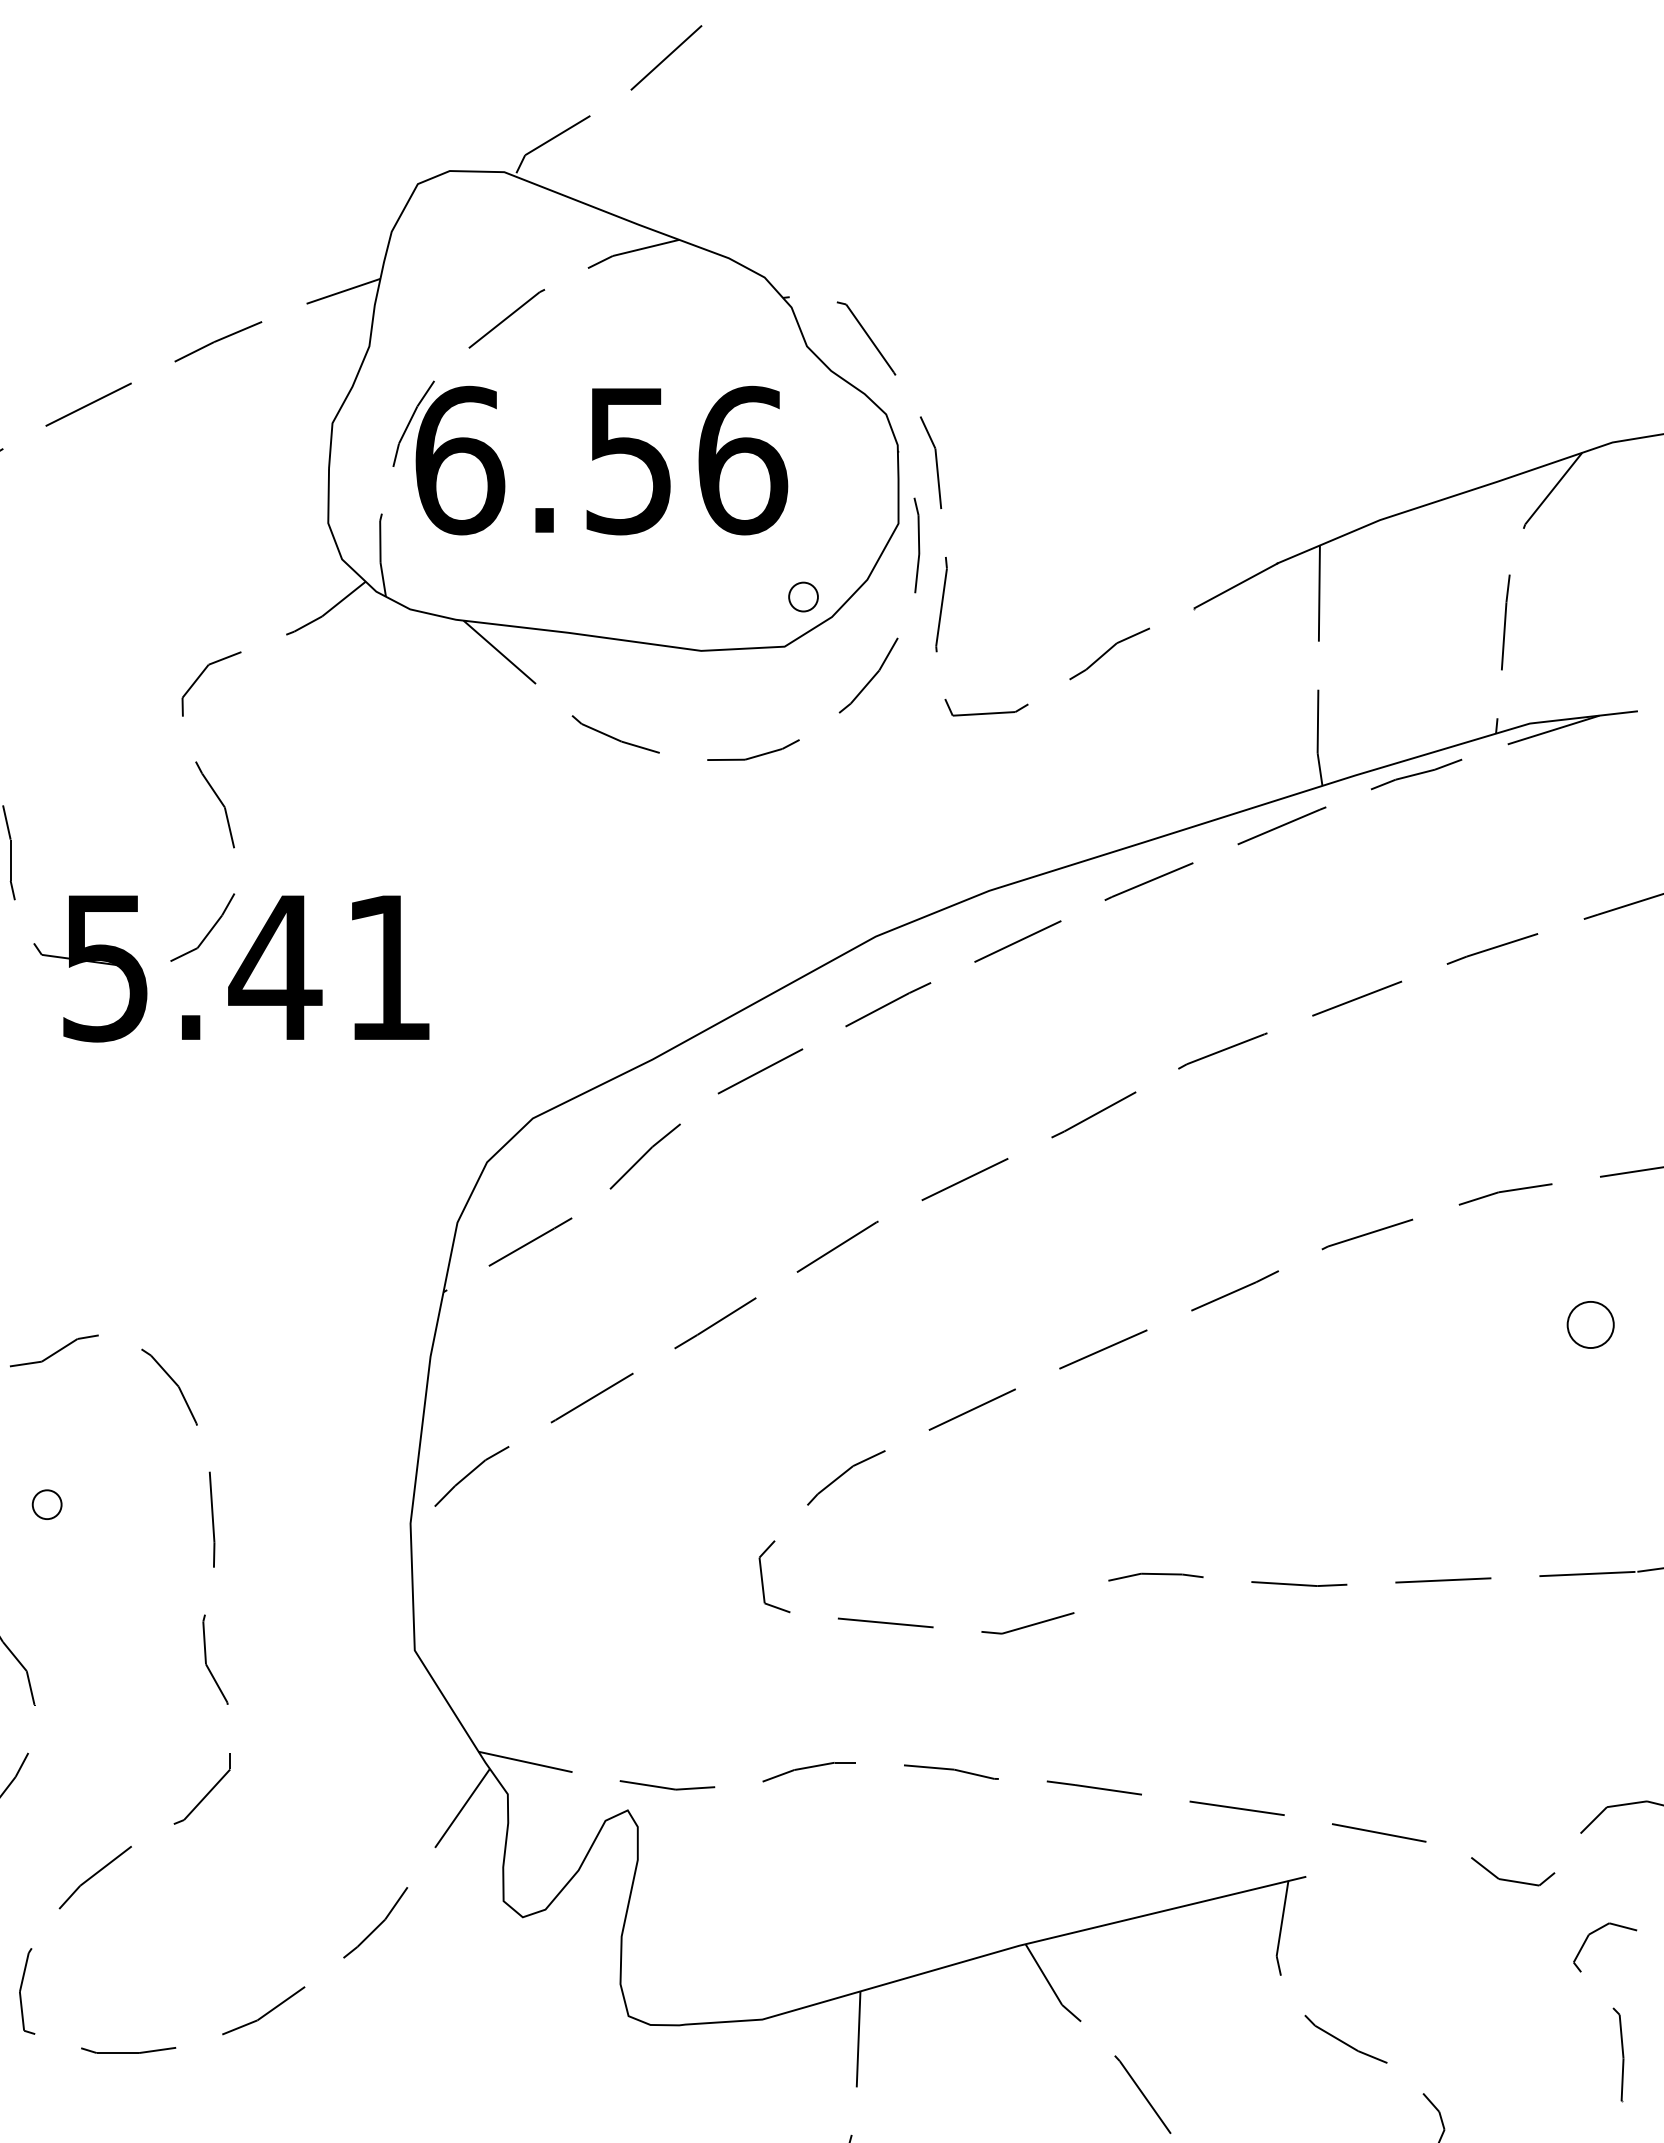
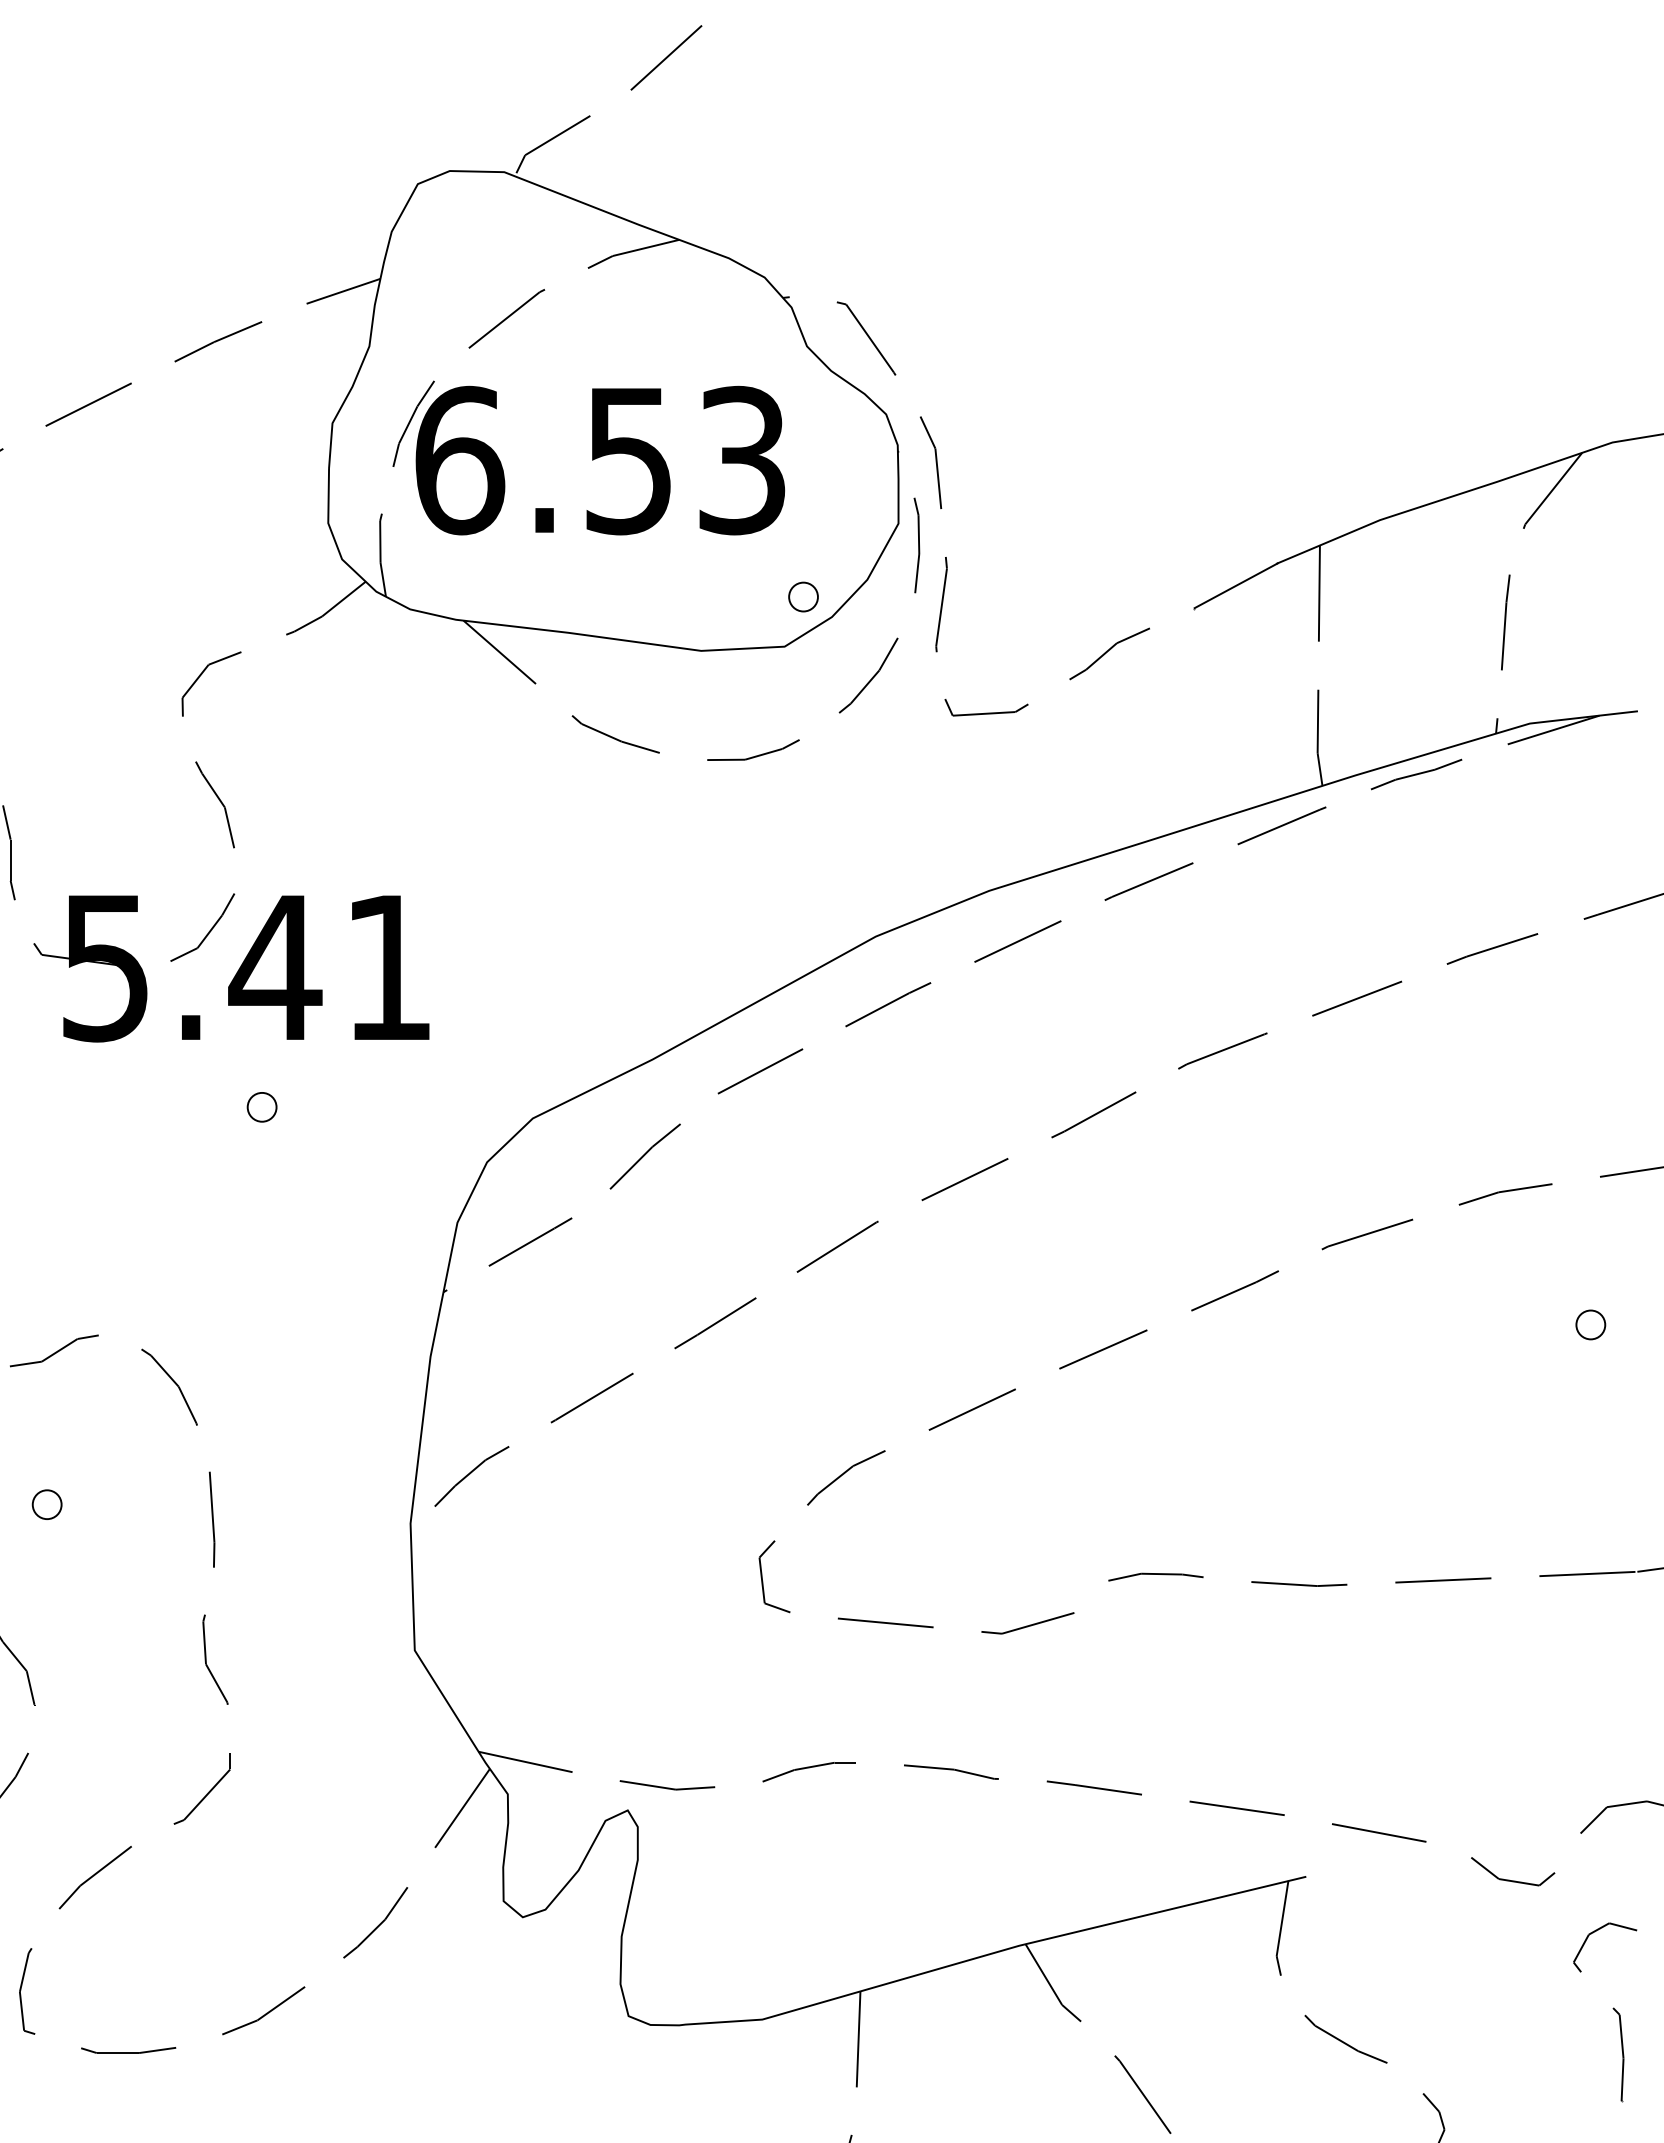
text: 6.56 -> 6.53 (743, 460)
part: none -> present (261, 1107)
part size: 49x48 px -> 32x32 px (1590, 1324)
